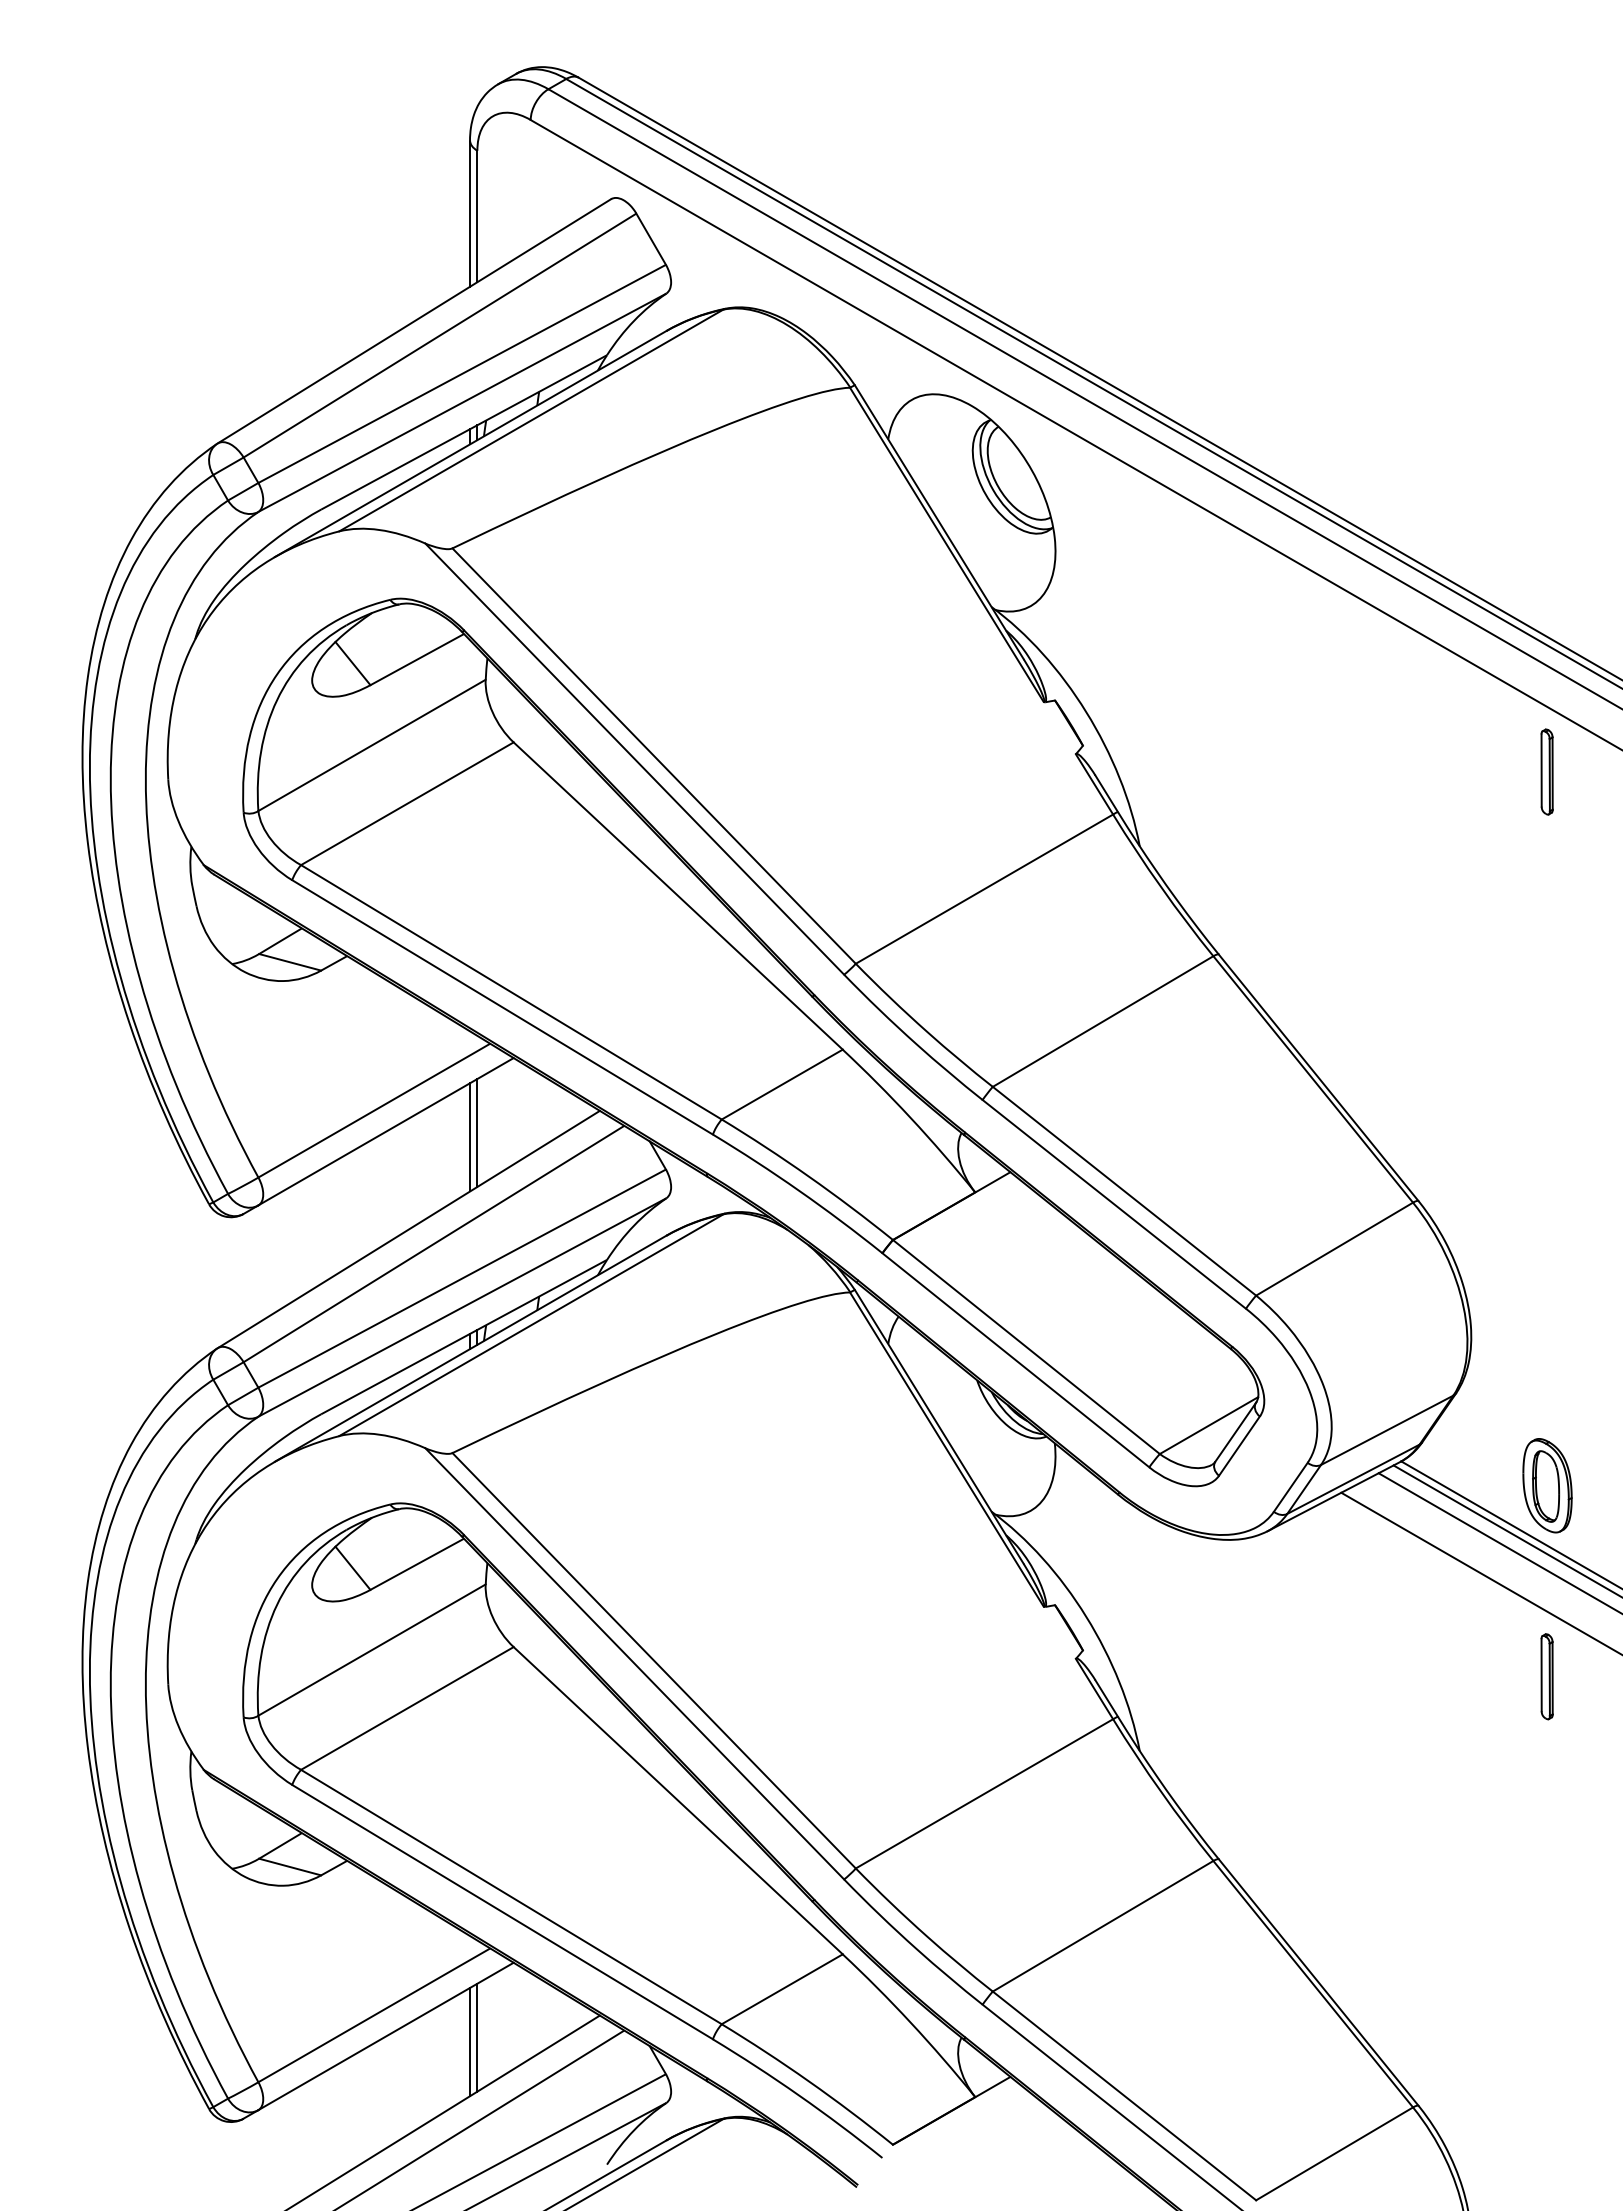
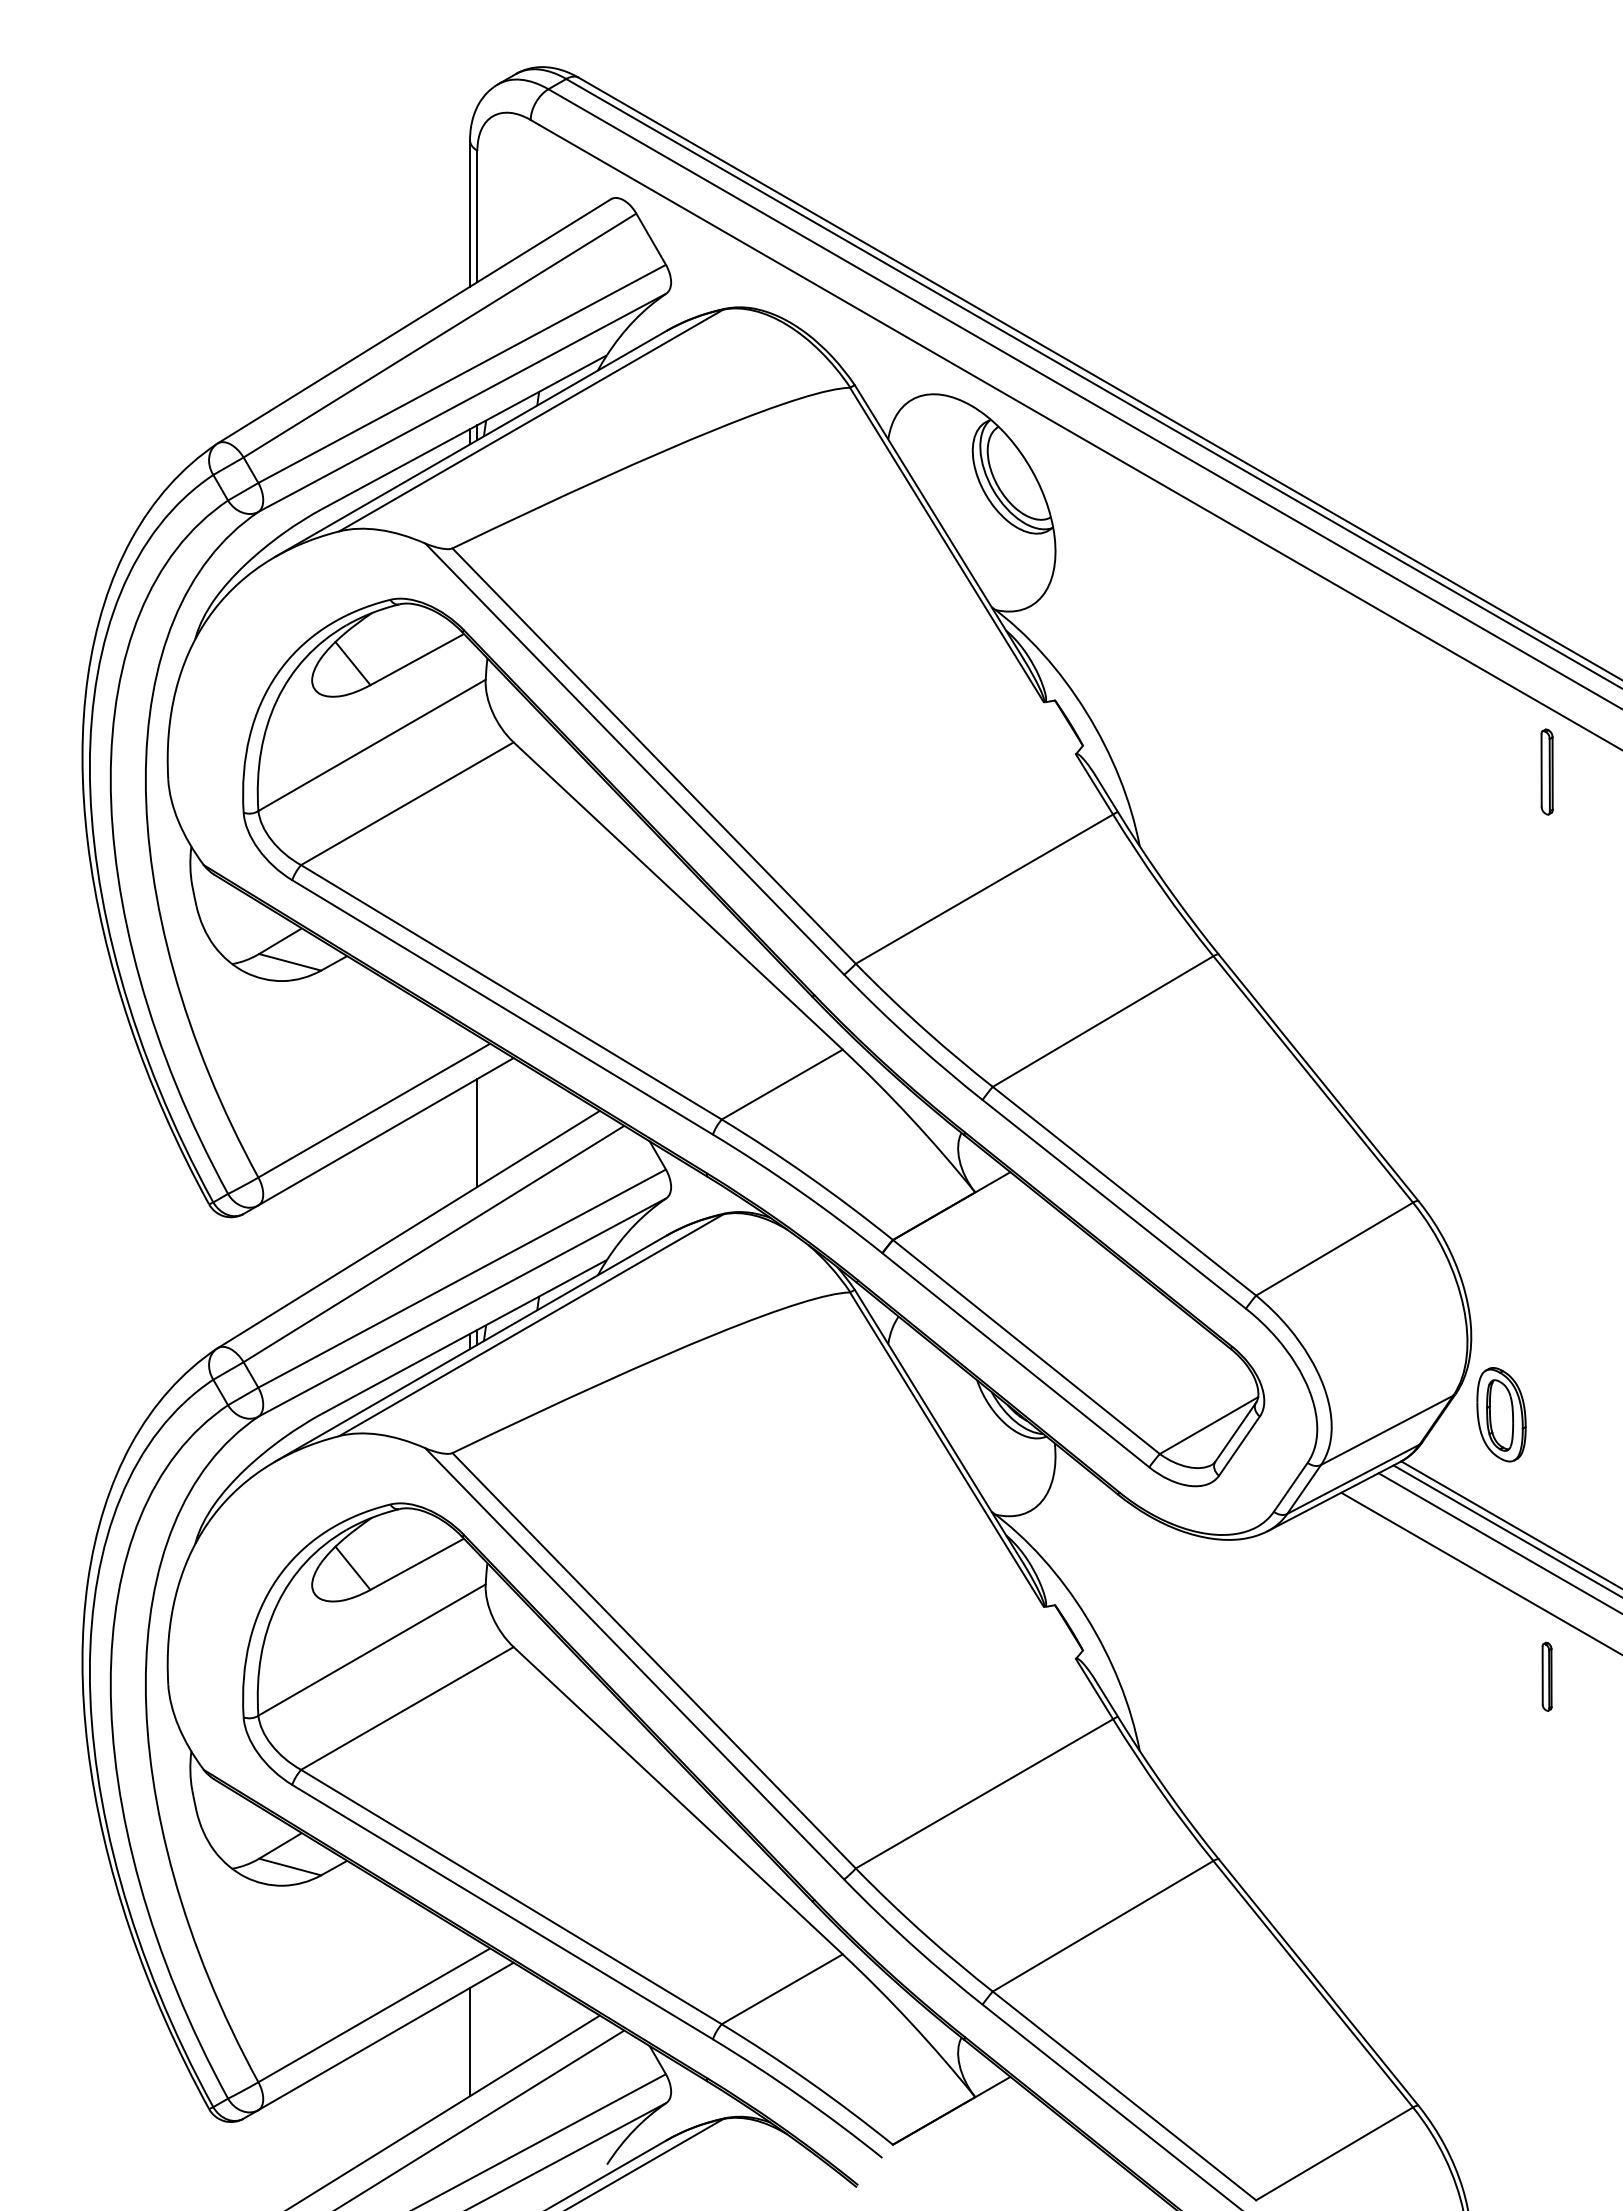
line: present -> none (470, 1137)
part position: (1547, 1485) -> (1501, 1414) (1501, 1414)
part size: 14x88 px -> 12x71 px (1546, 1676)
line: present -> none (477, 2037)
